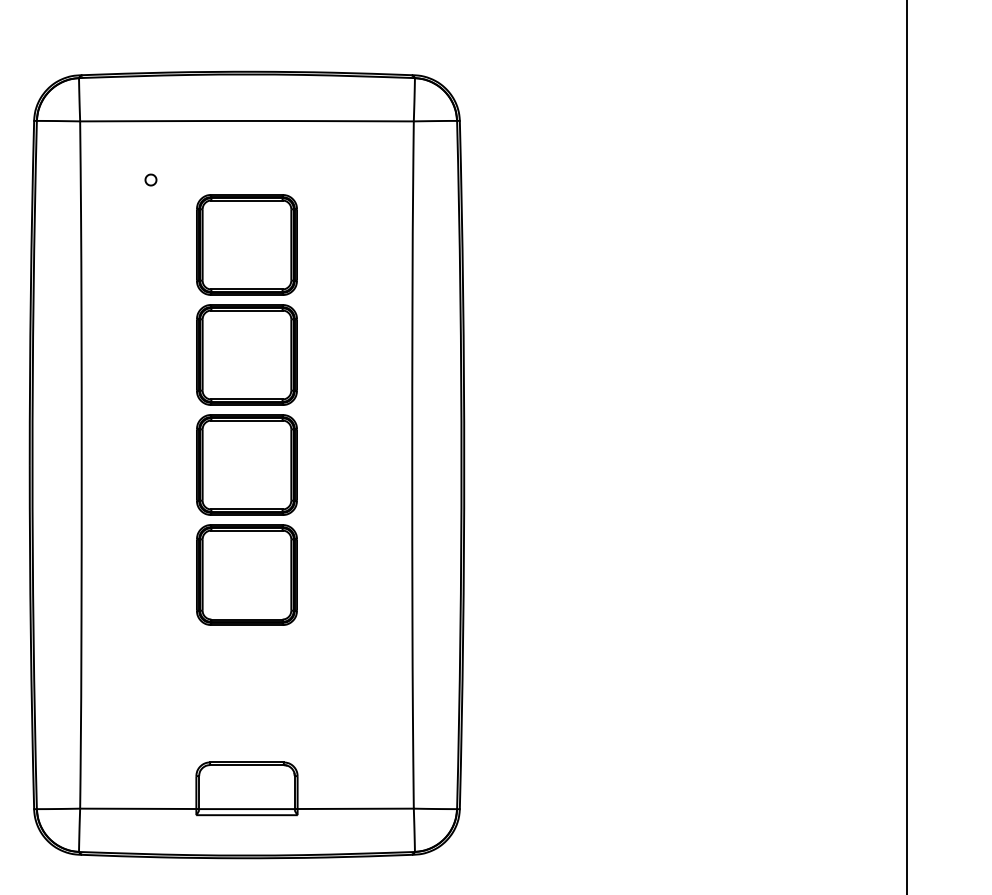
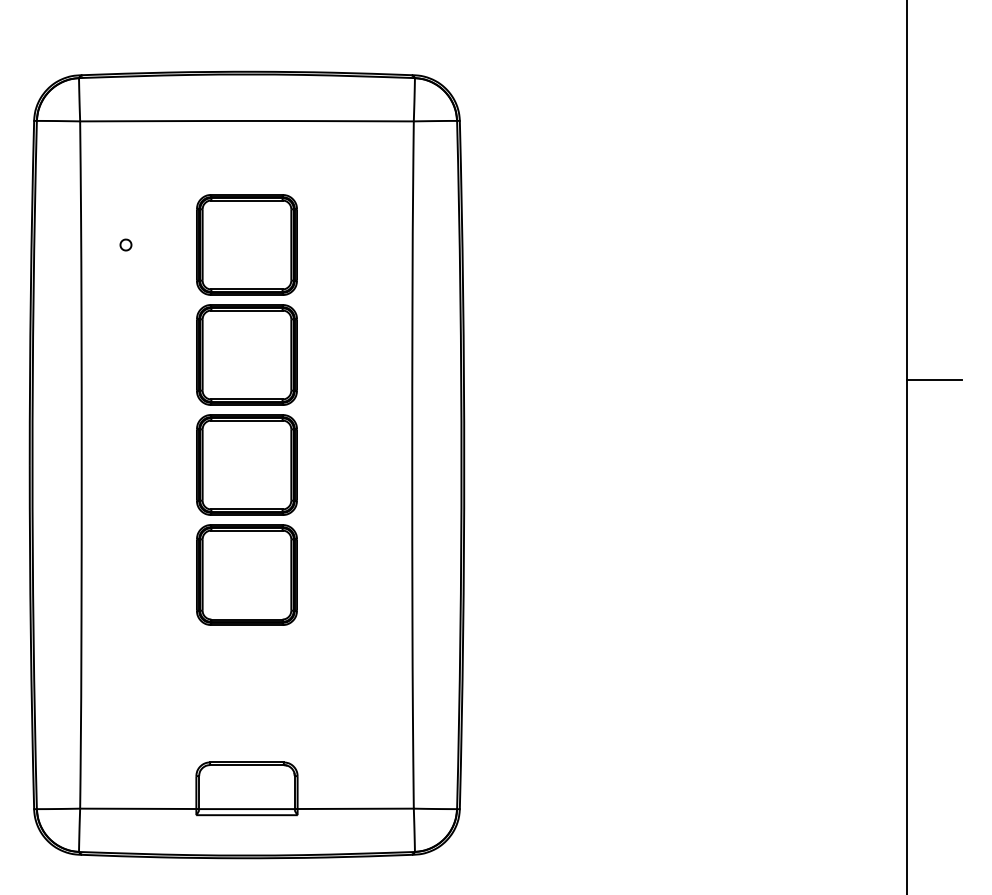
part position: (150, 179) -> (125, 244) (125, 244)
line: none -> present (934, 379)
